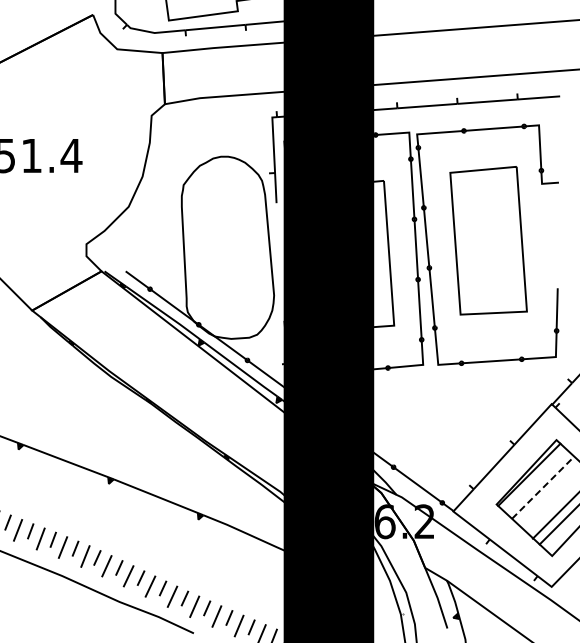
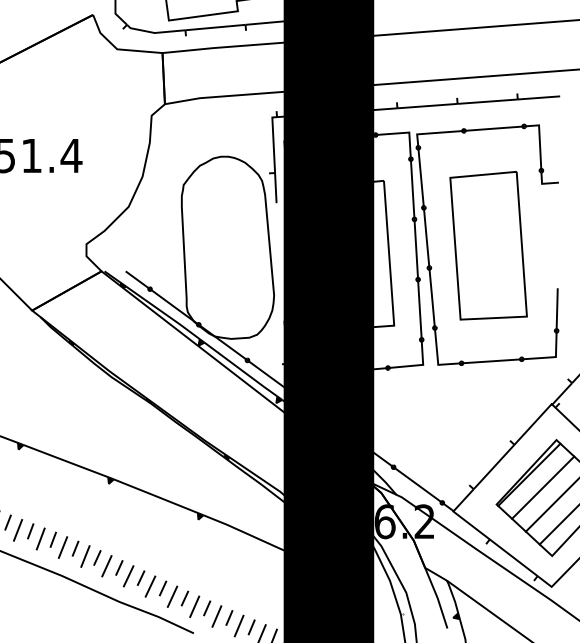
part position: (488, 240) -> (488, 245) (488, 245)
line: dashed -> solid (543, 487)
line position: (554, 516) -> (550, 505) (550, 505)
